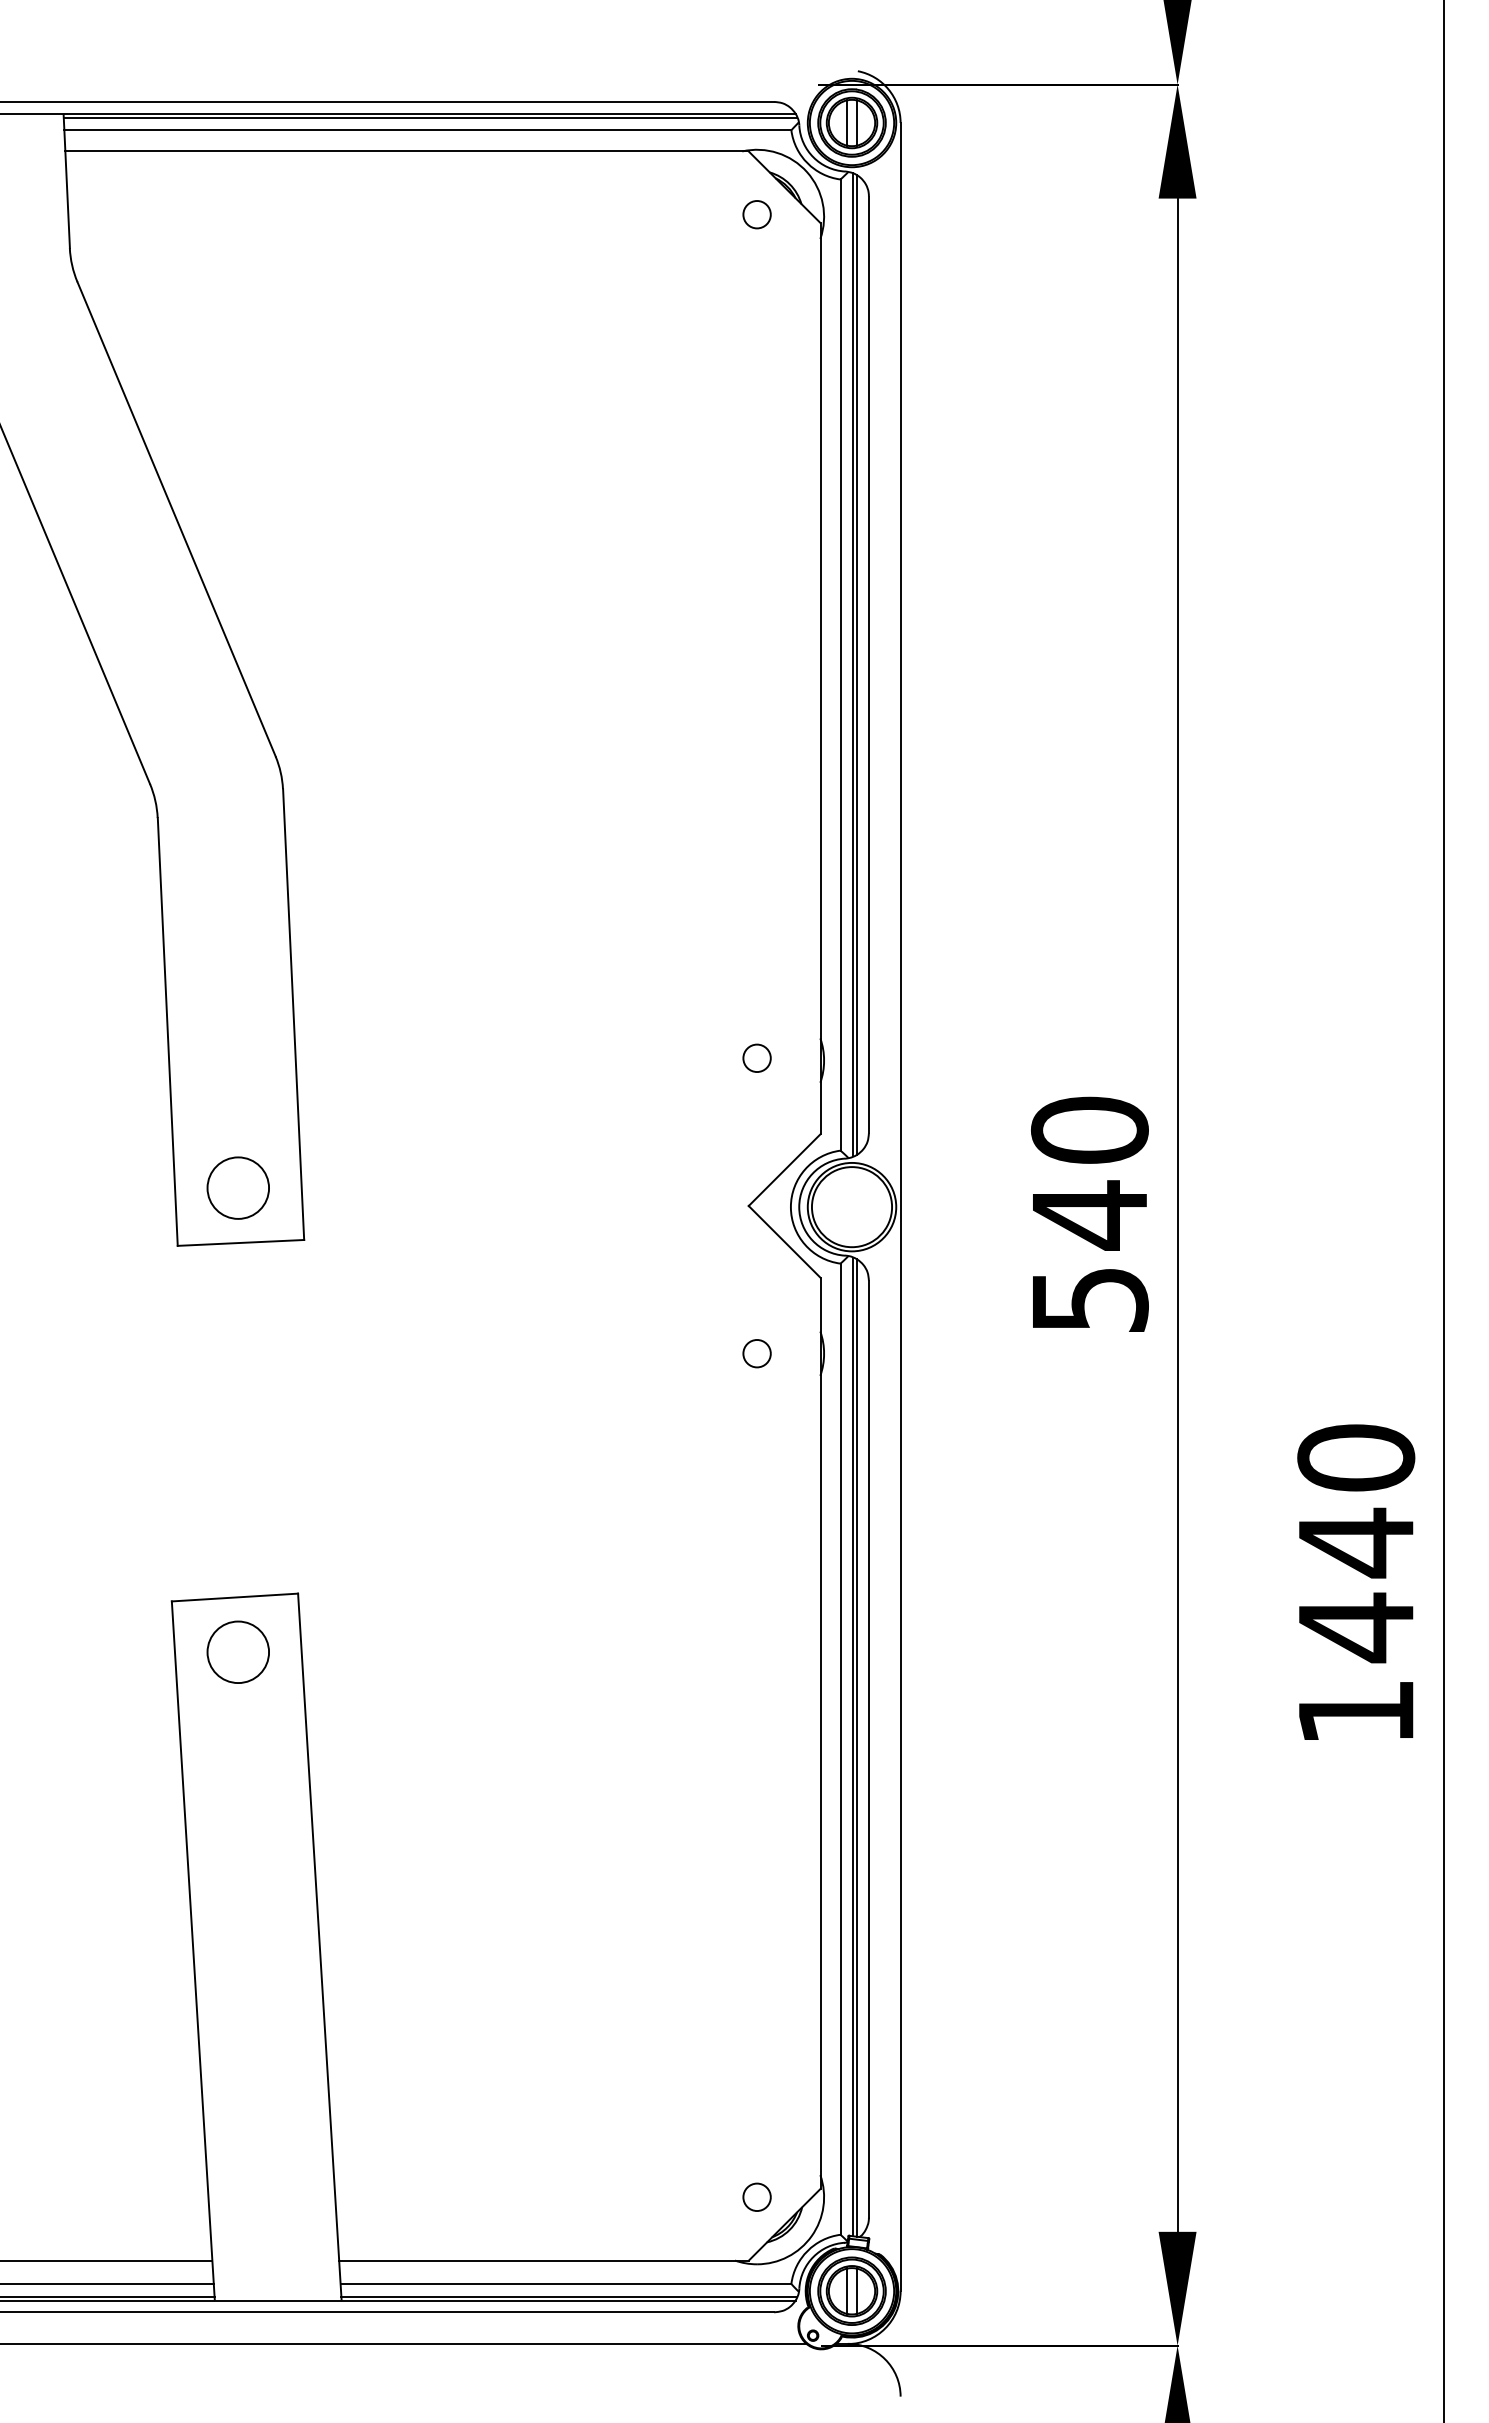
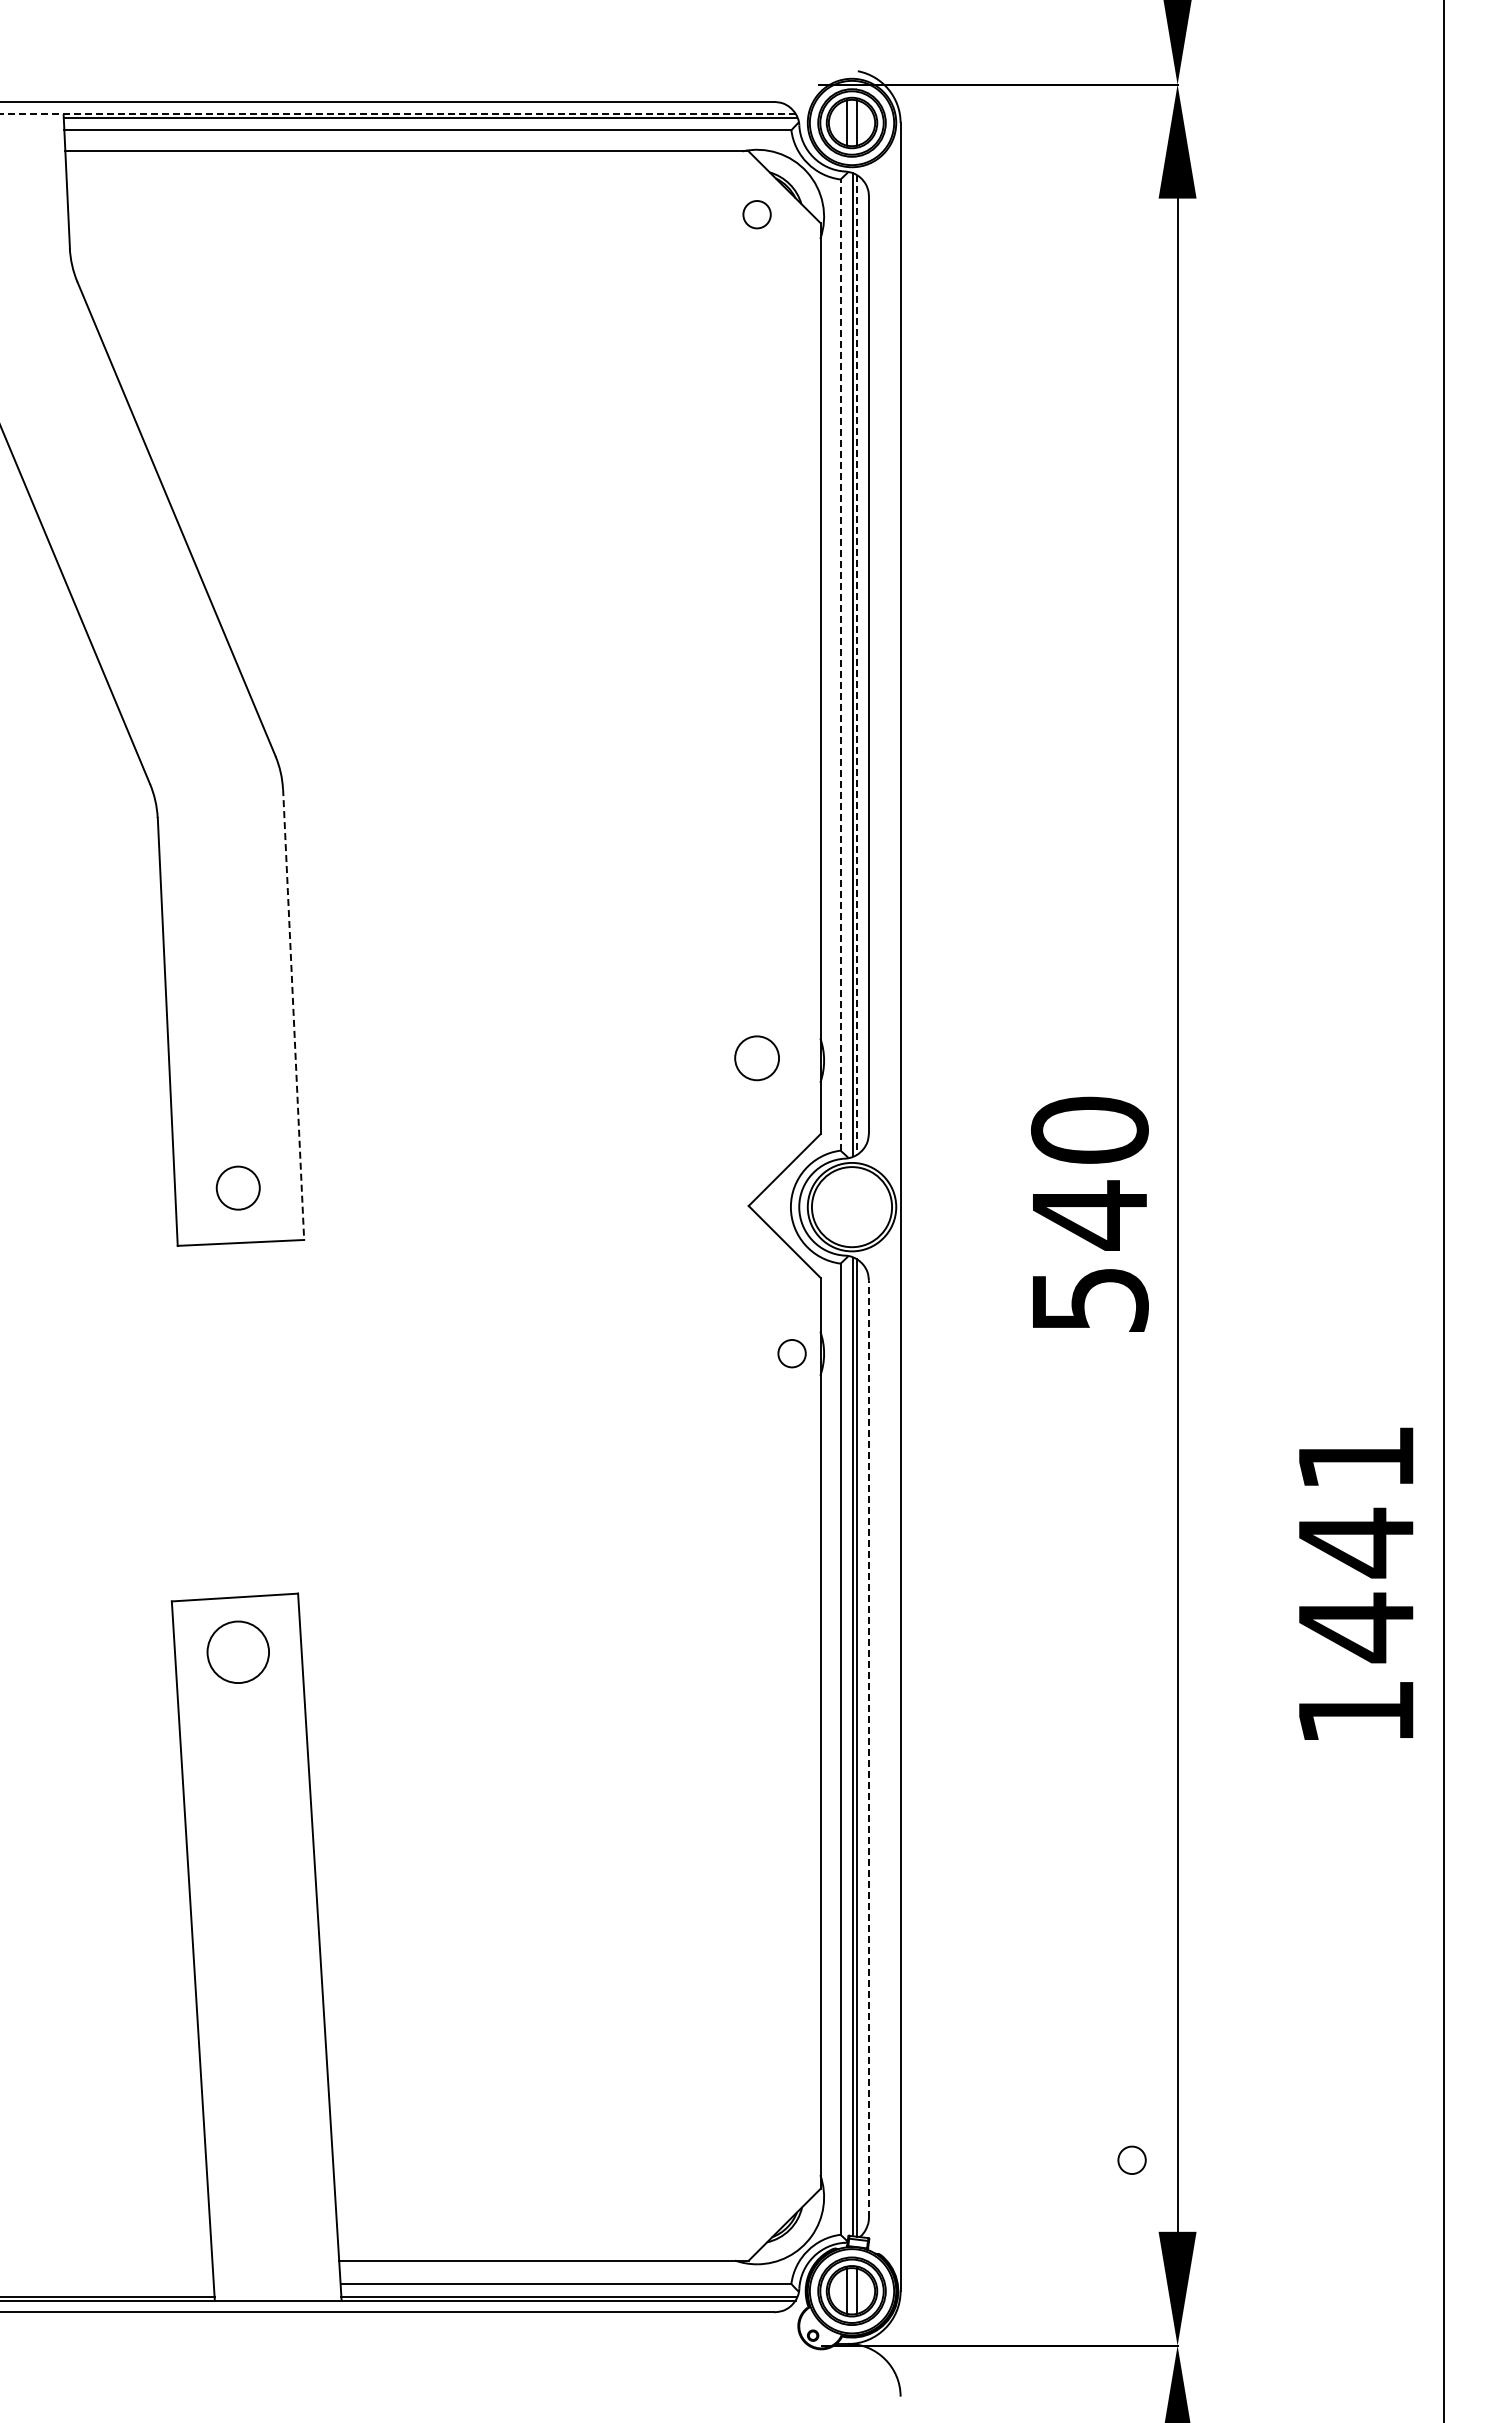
line: solid -> dashed (397, 113)
line: solid -> dashed (840, 665)
line: solid -> dashed (857, 665)
line: solid -> dashed (293, 1014)
circle diameter: 27 px -> 44 px (757, 1058)
circle diameter: 62 px -> 43 px (237, 1187)
circle position: (756, 1353) -> (791, 1353) (791, 1353)
text: 1440 -> 1441 (1356, 1457)
line: solid -> dashed (868, 1748)
circle position: (756, 2196) -> (1131, 2159) (1131, 2159)
line: present -> none (107, 2260)
line: present -> none (107, 2284)
line: present -> none (404, 2344)
